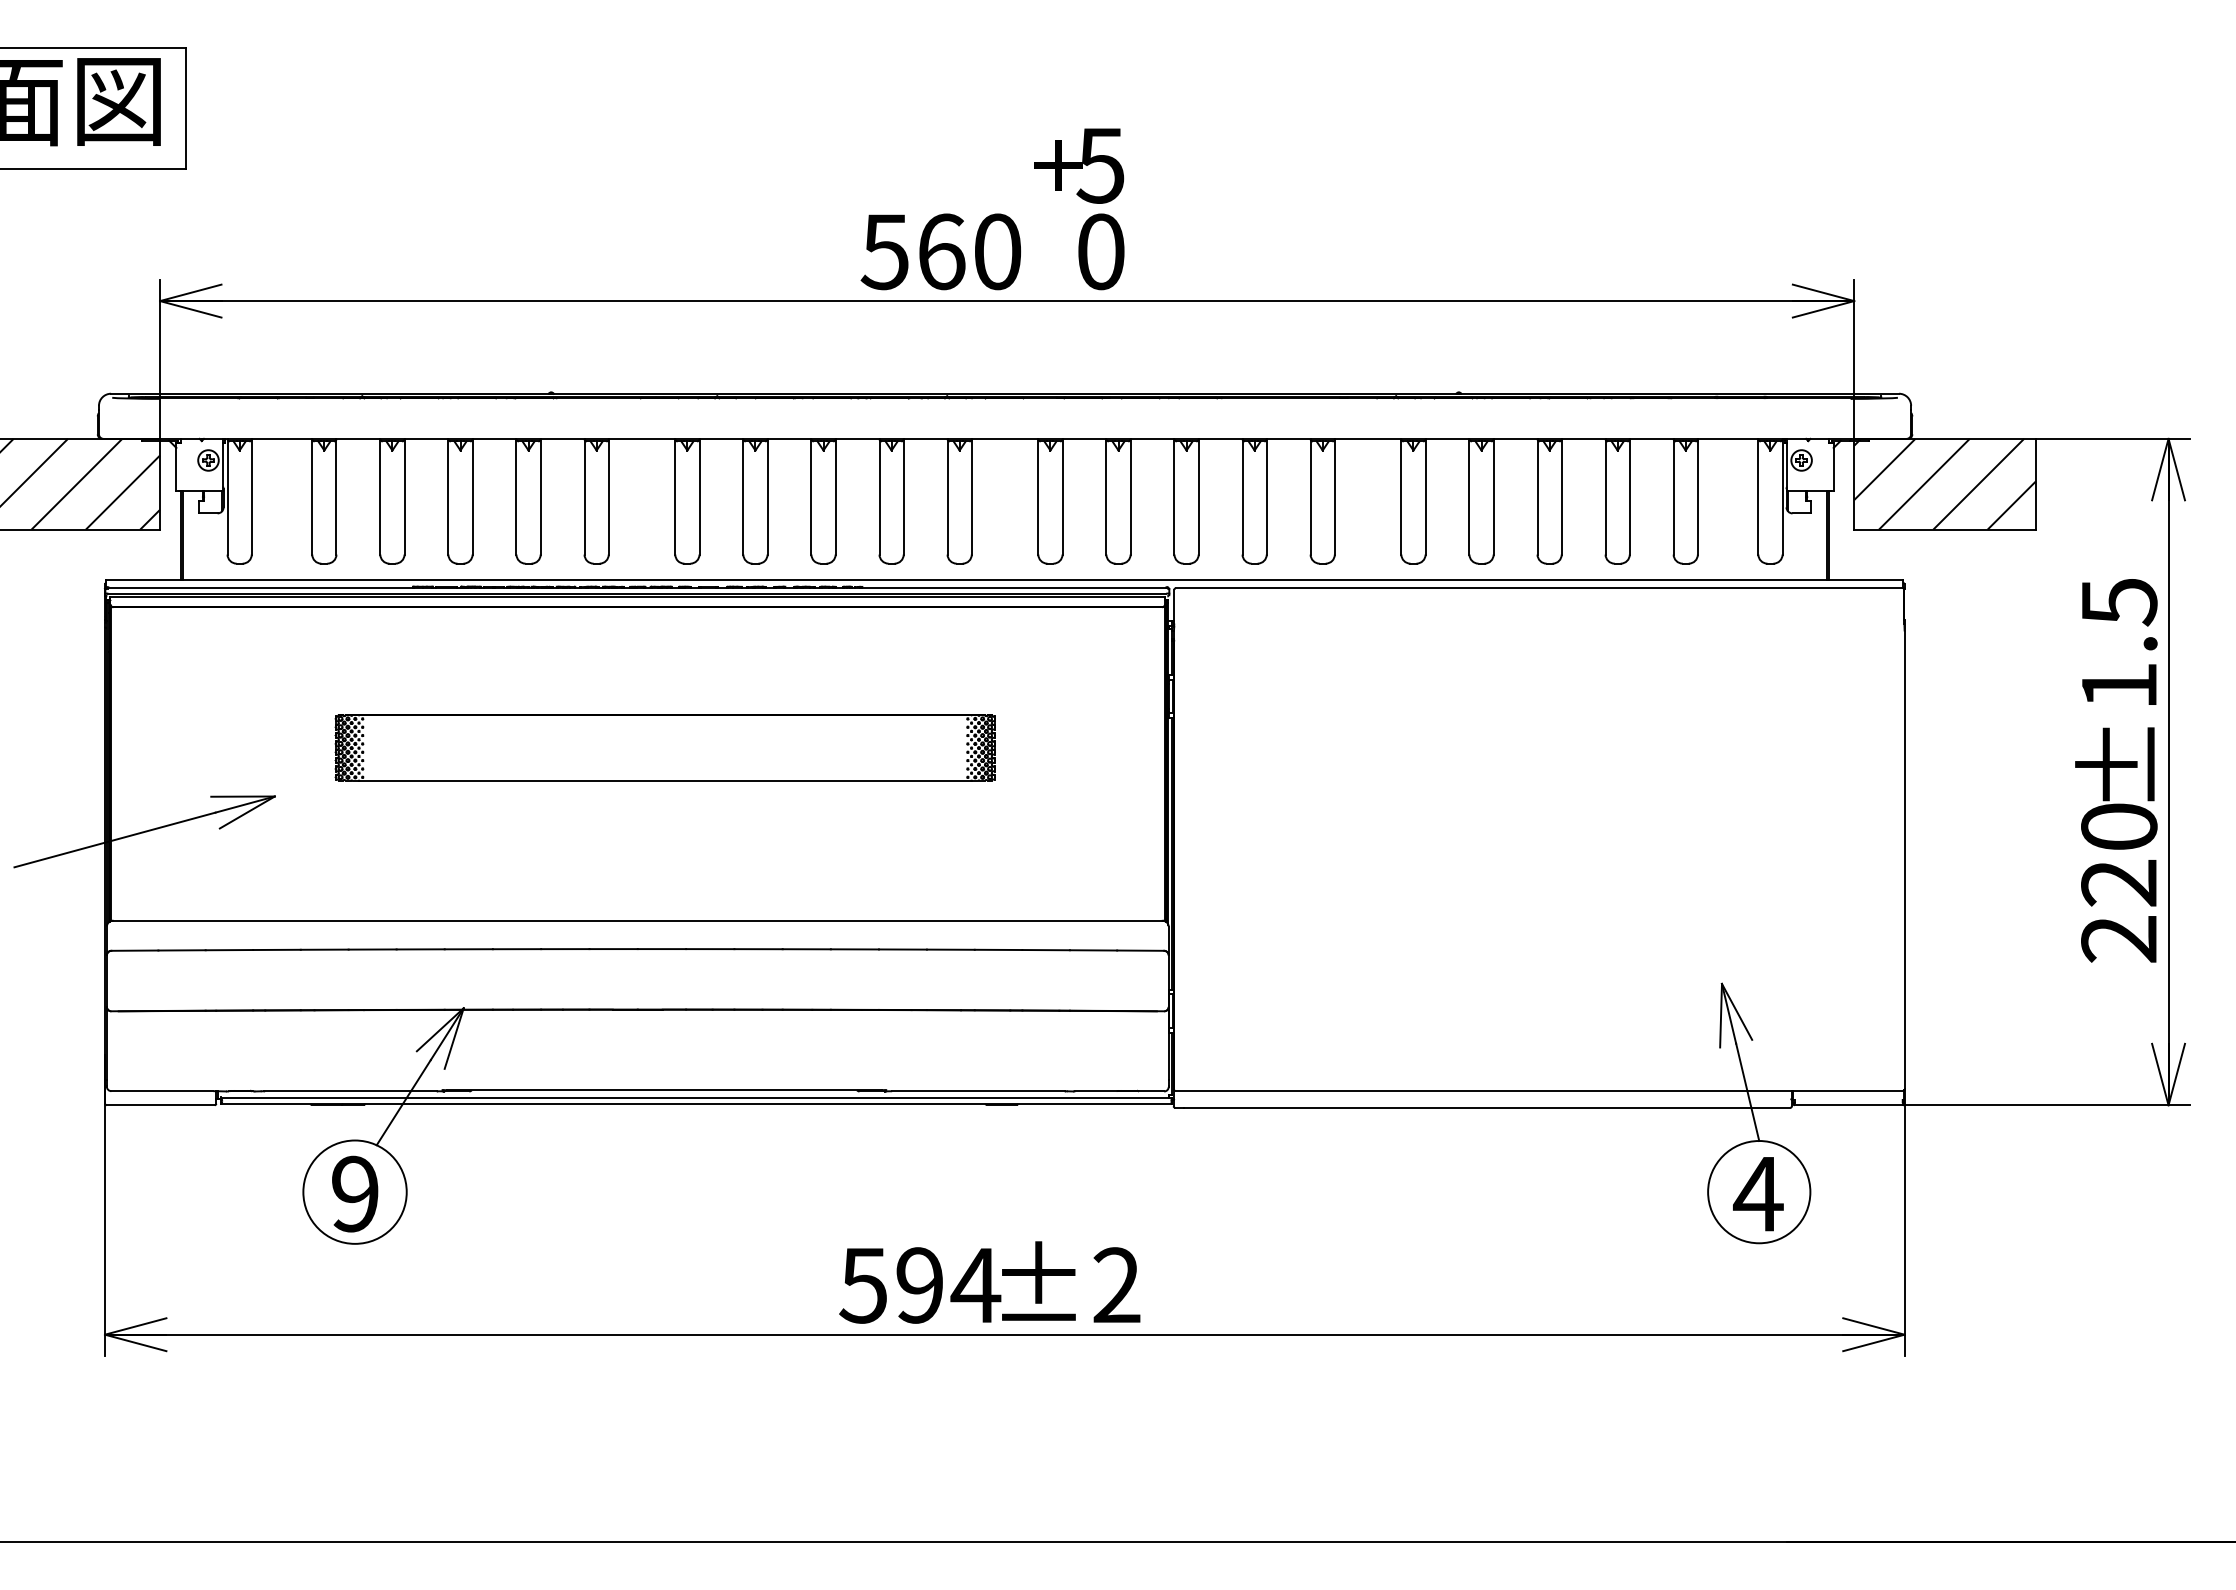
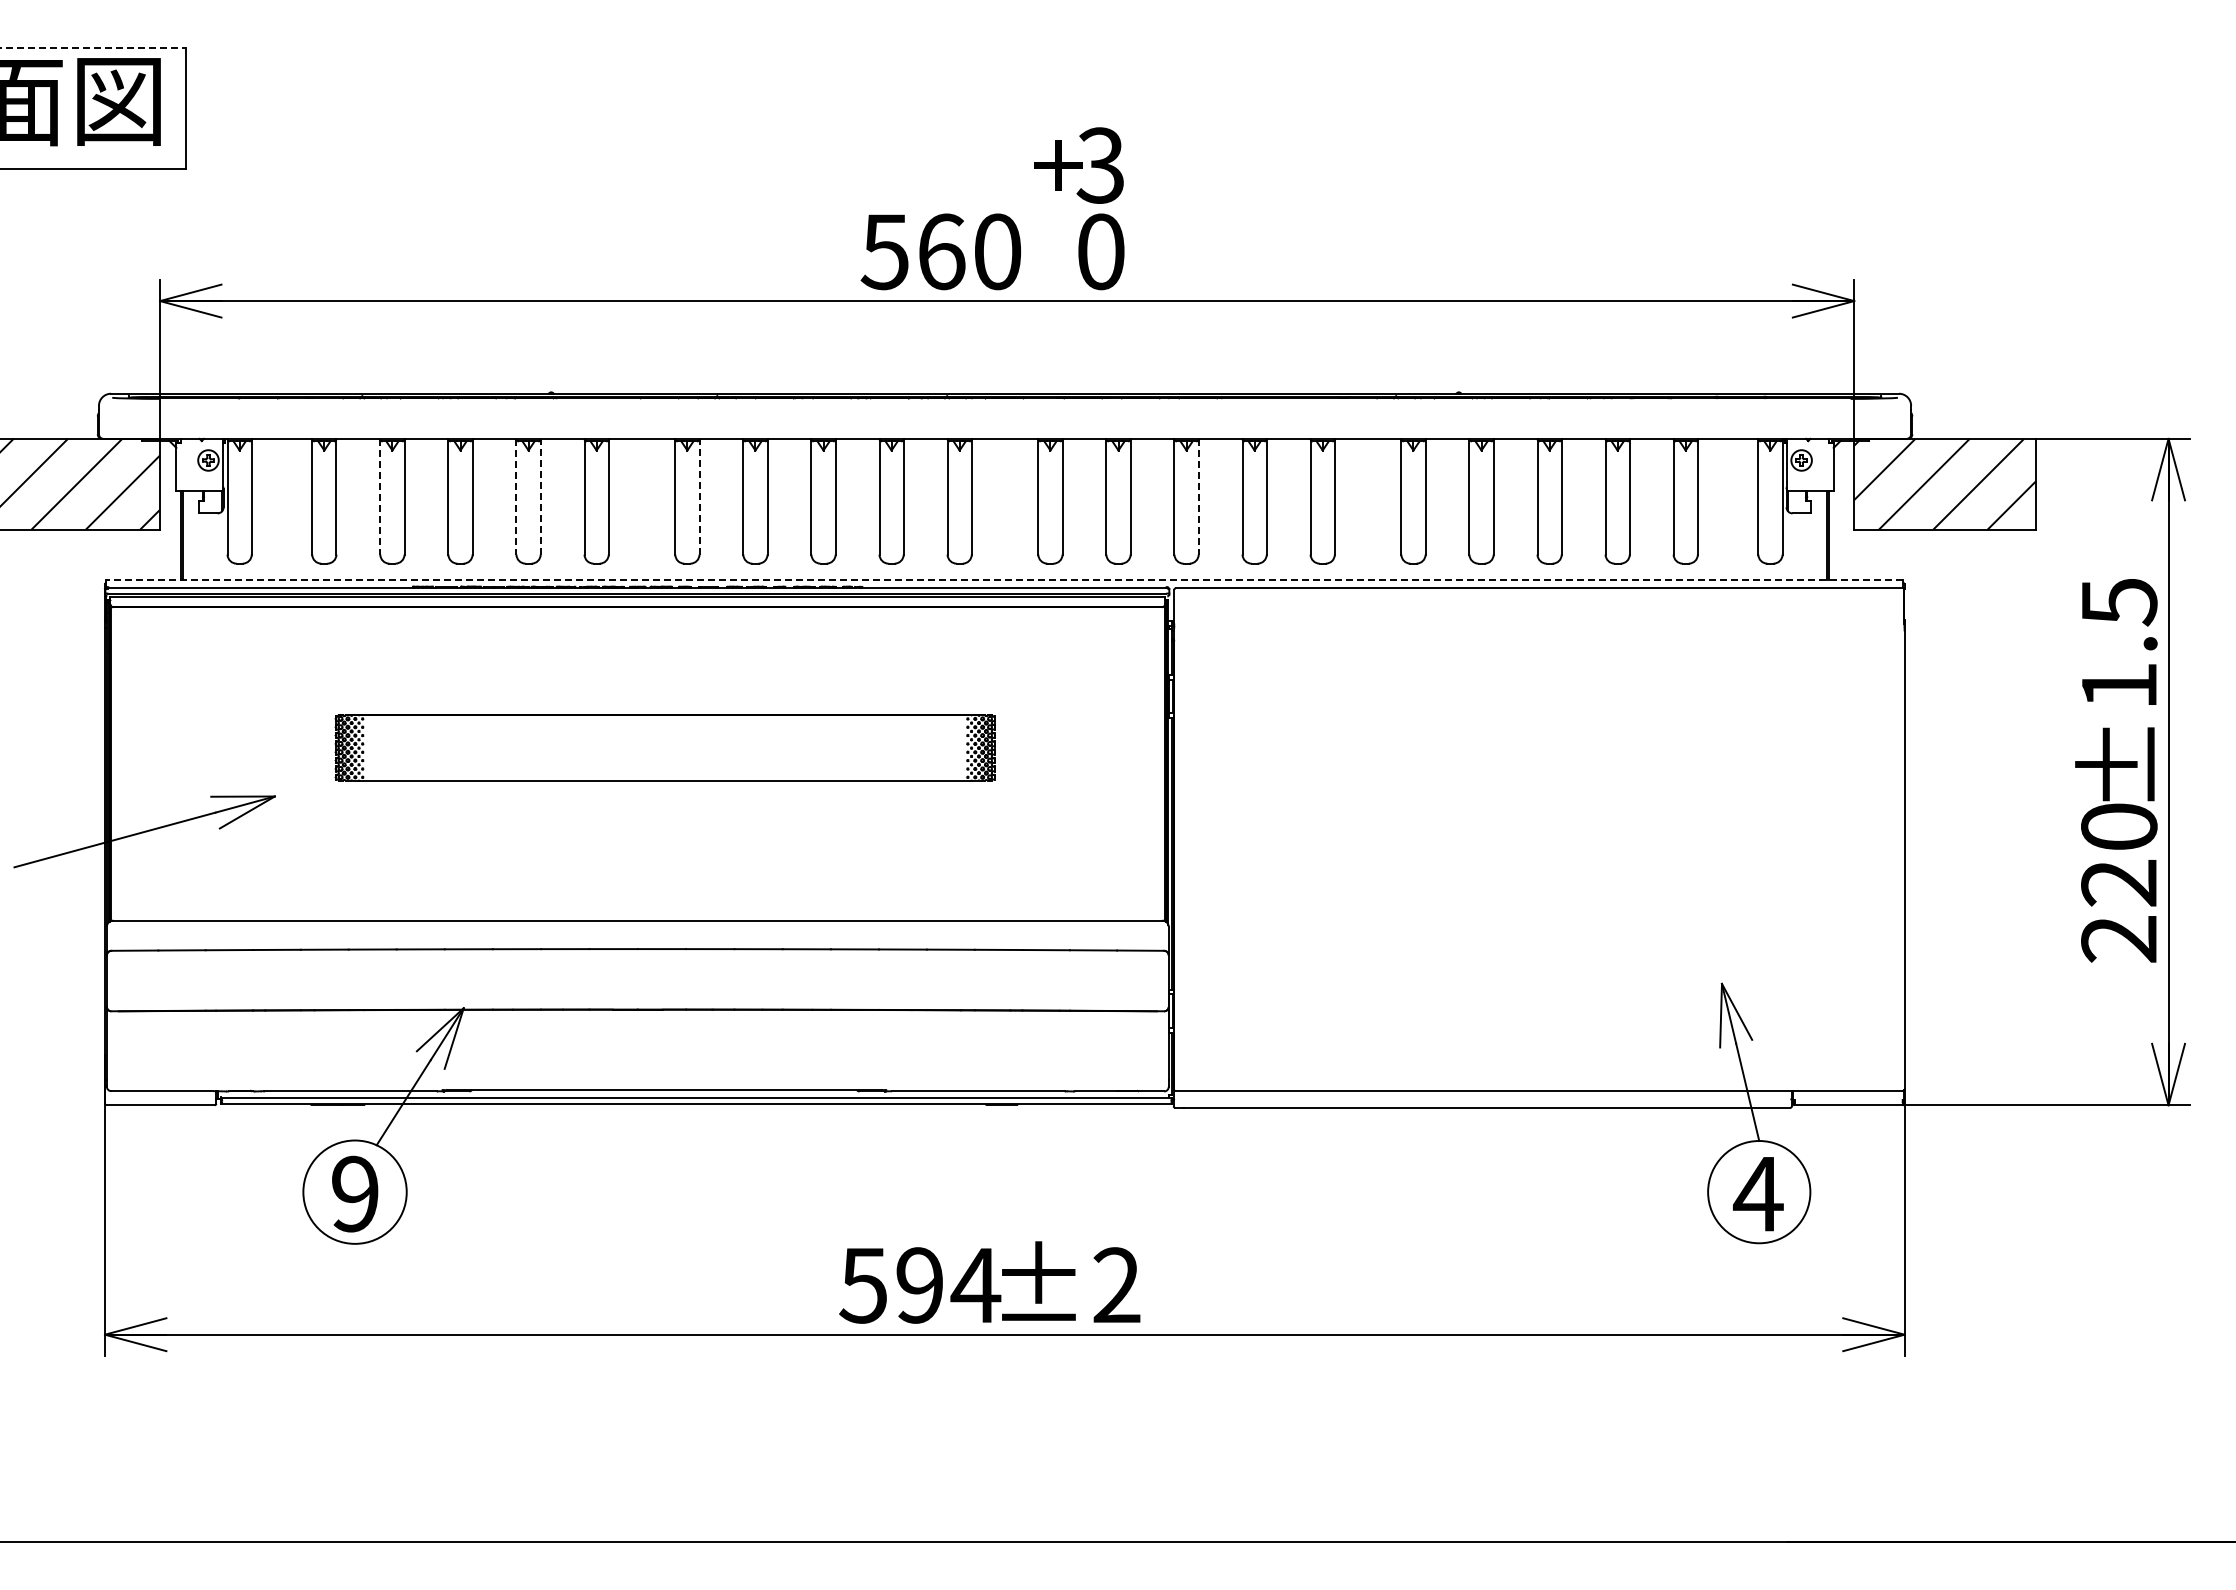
line: solid -> dashed (93, 47)
text: 5 -> 3 (1100, 165)
line: solid -> dashed (380, 496)
line: solid -> dashed (516, 496)
line: solid -> dashed (540, 496)
line: solid -> dashed (699, 496)
line: solid -> dashed (1198, 496)
line: solid -> dashed (1004, 580)
